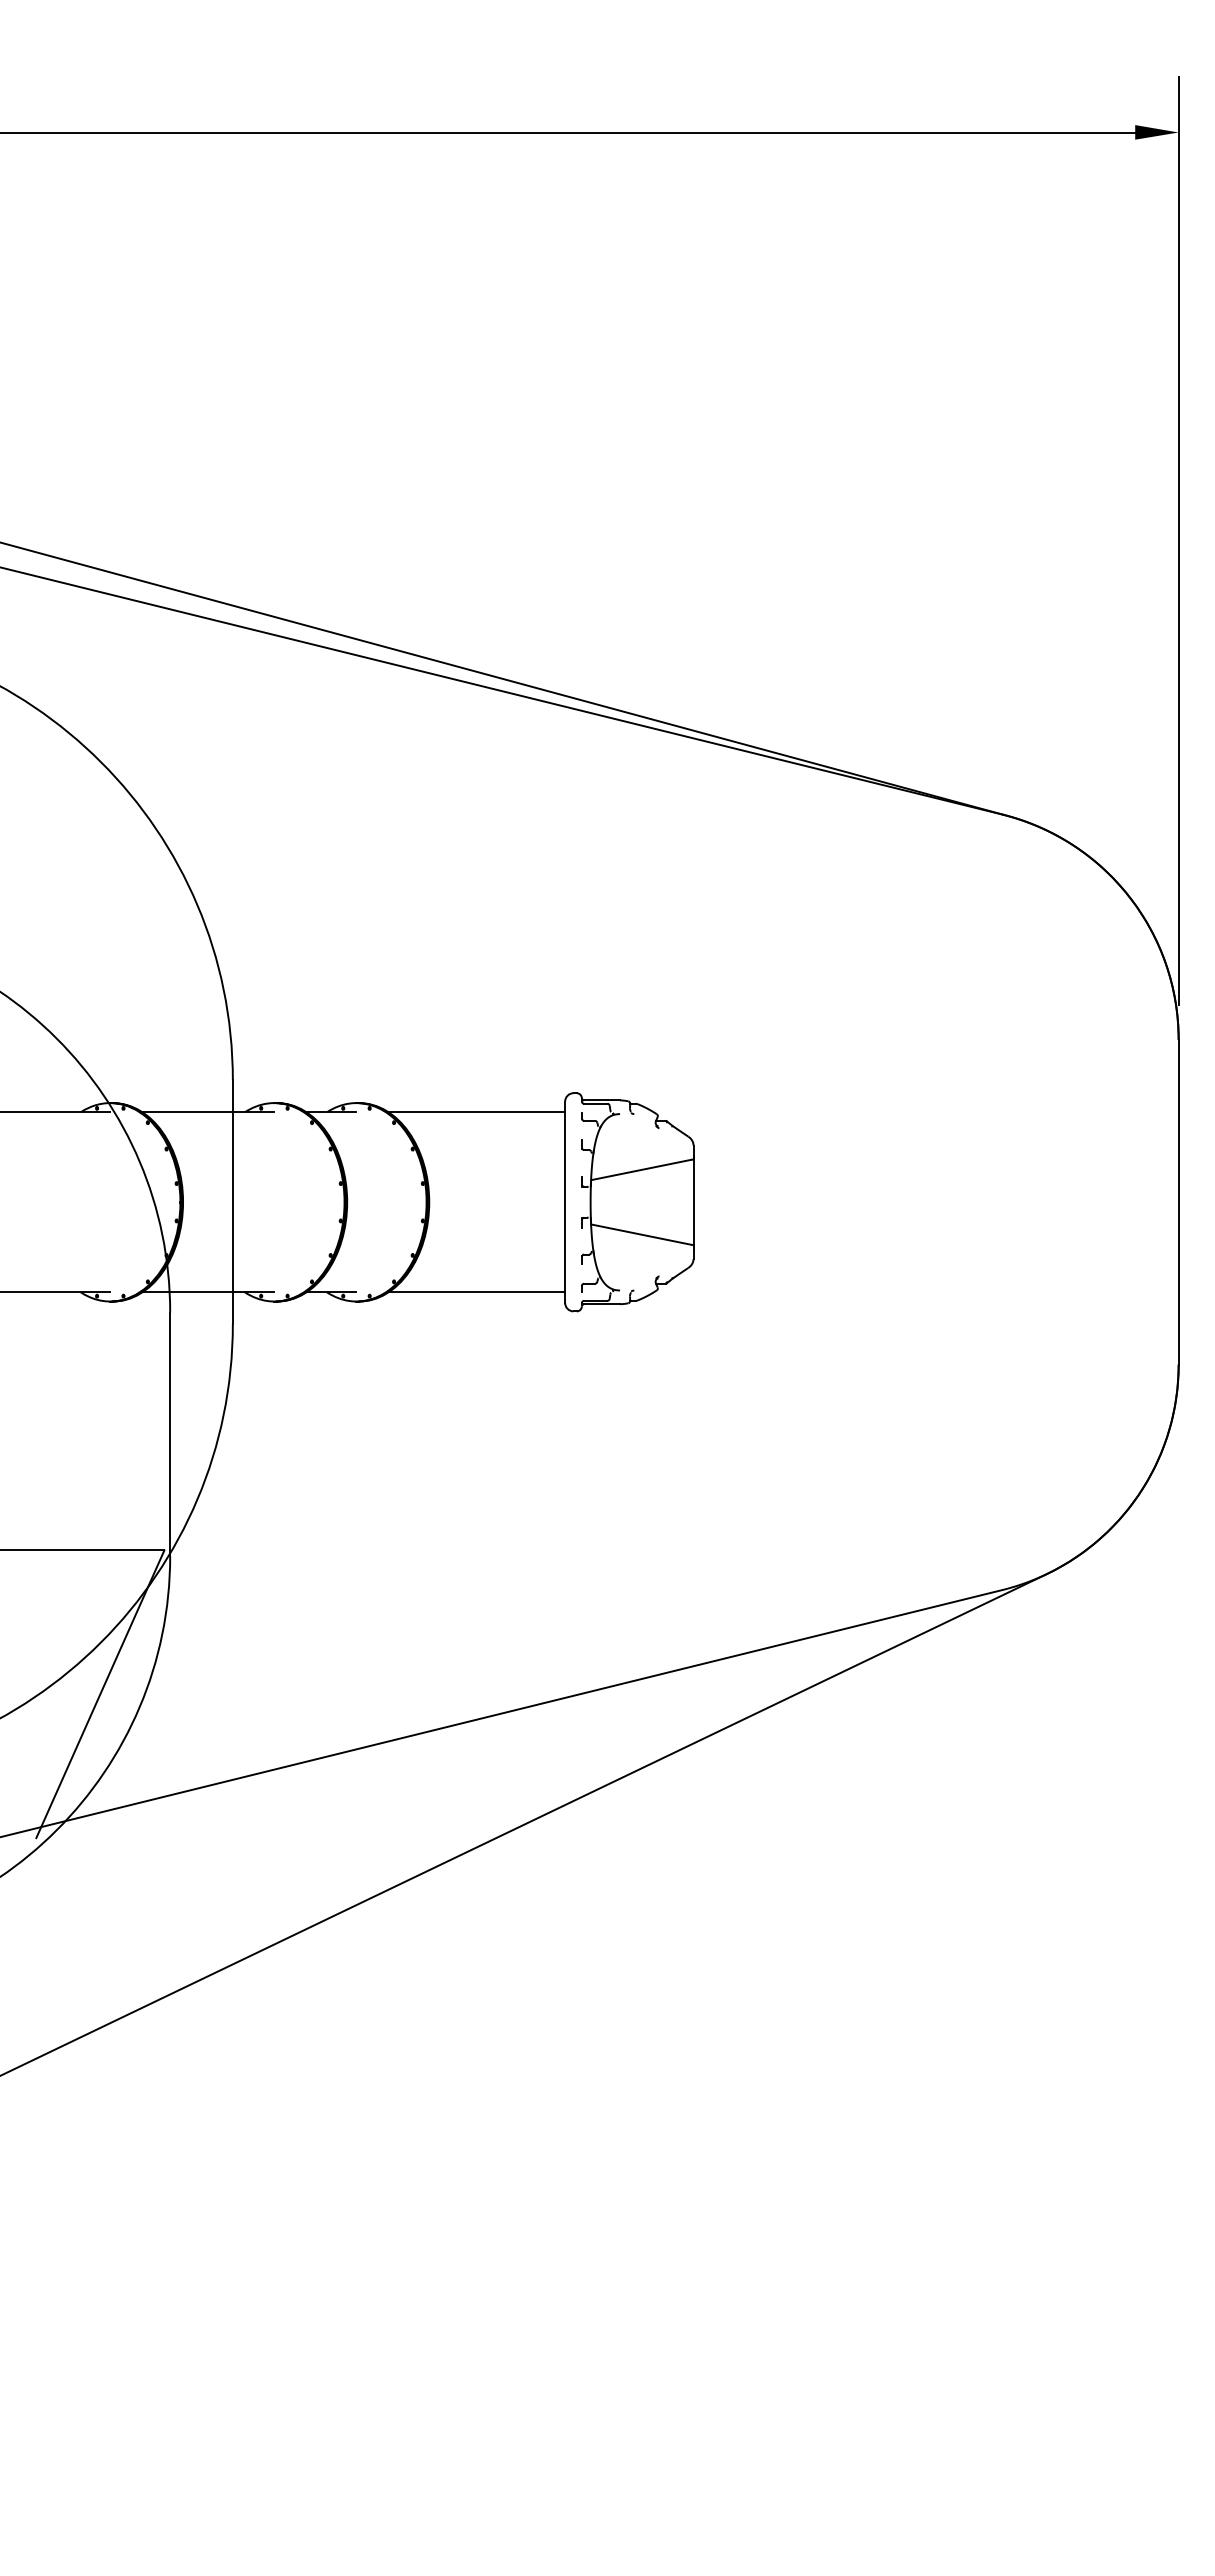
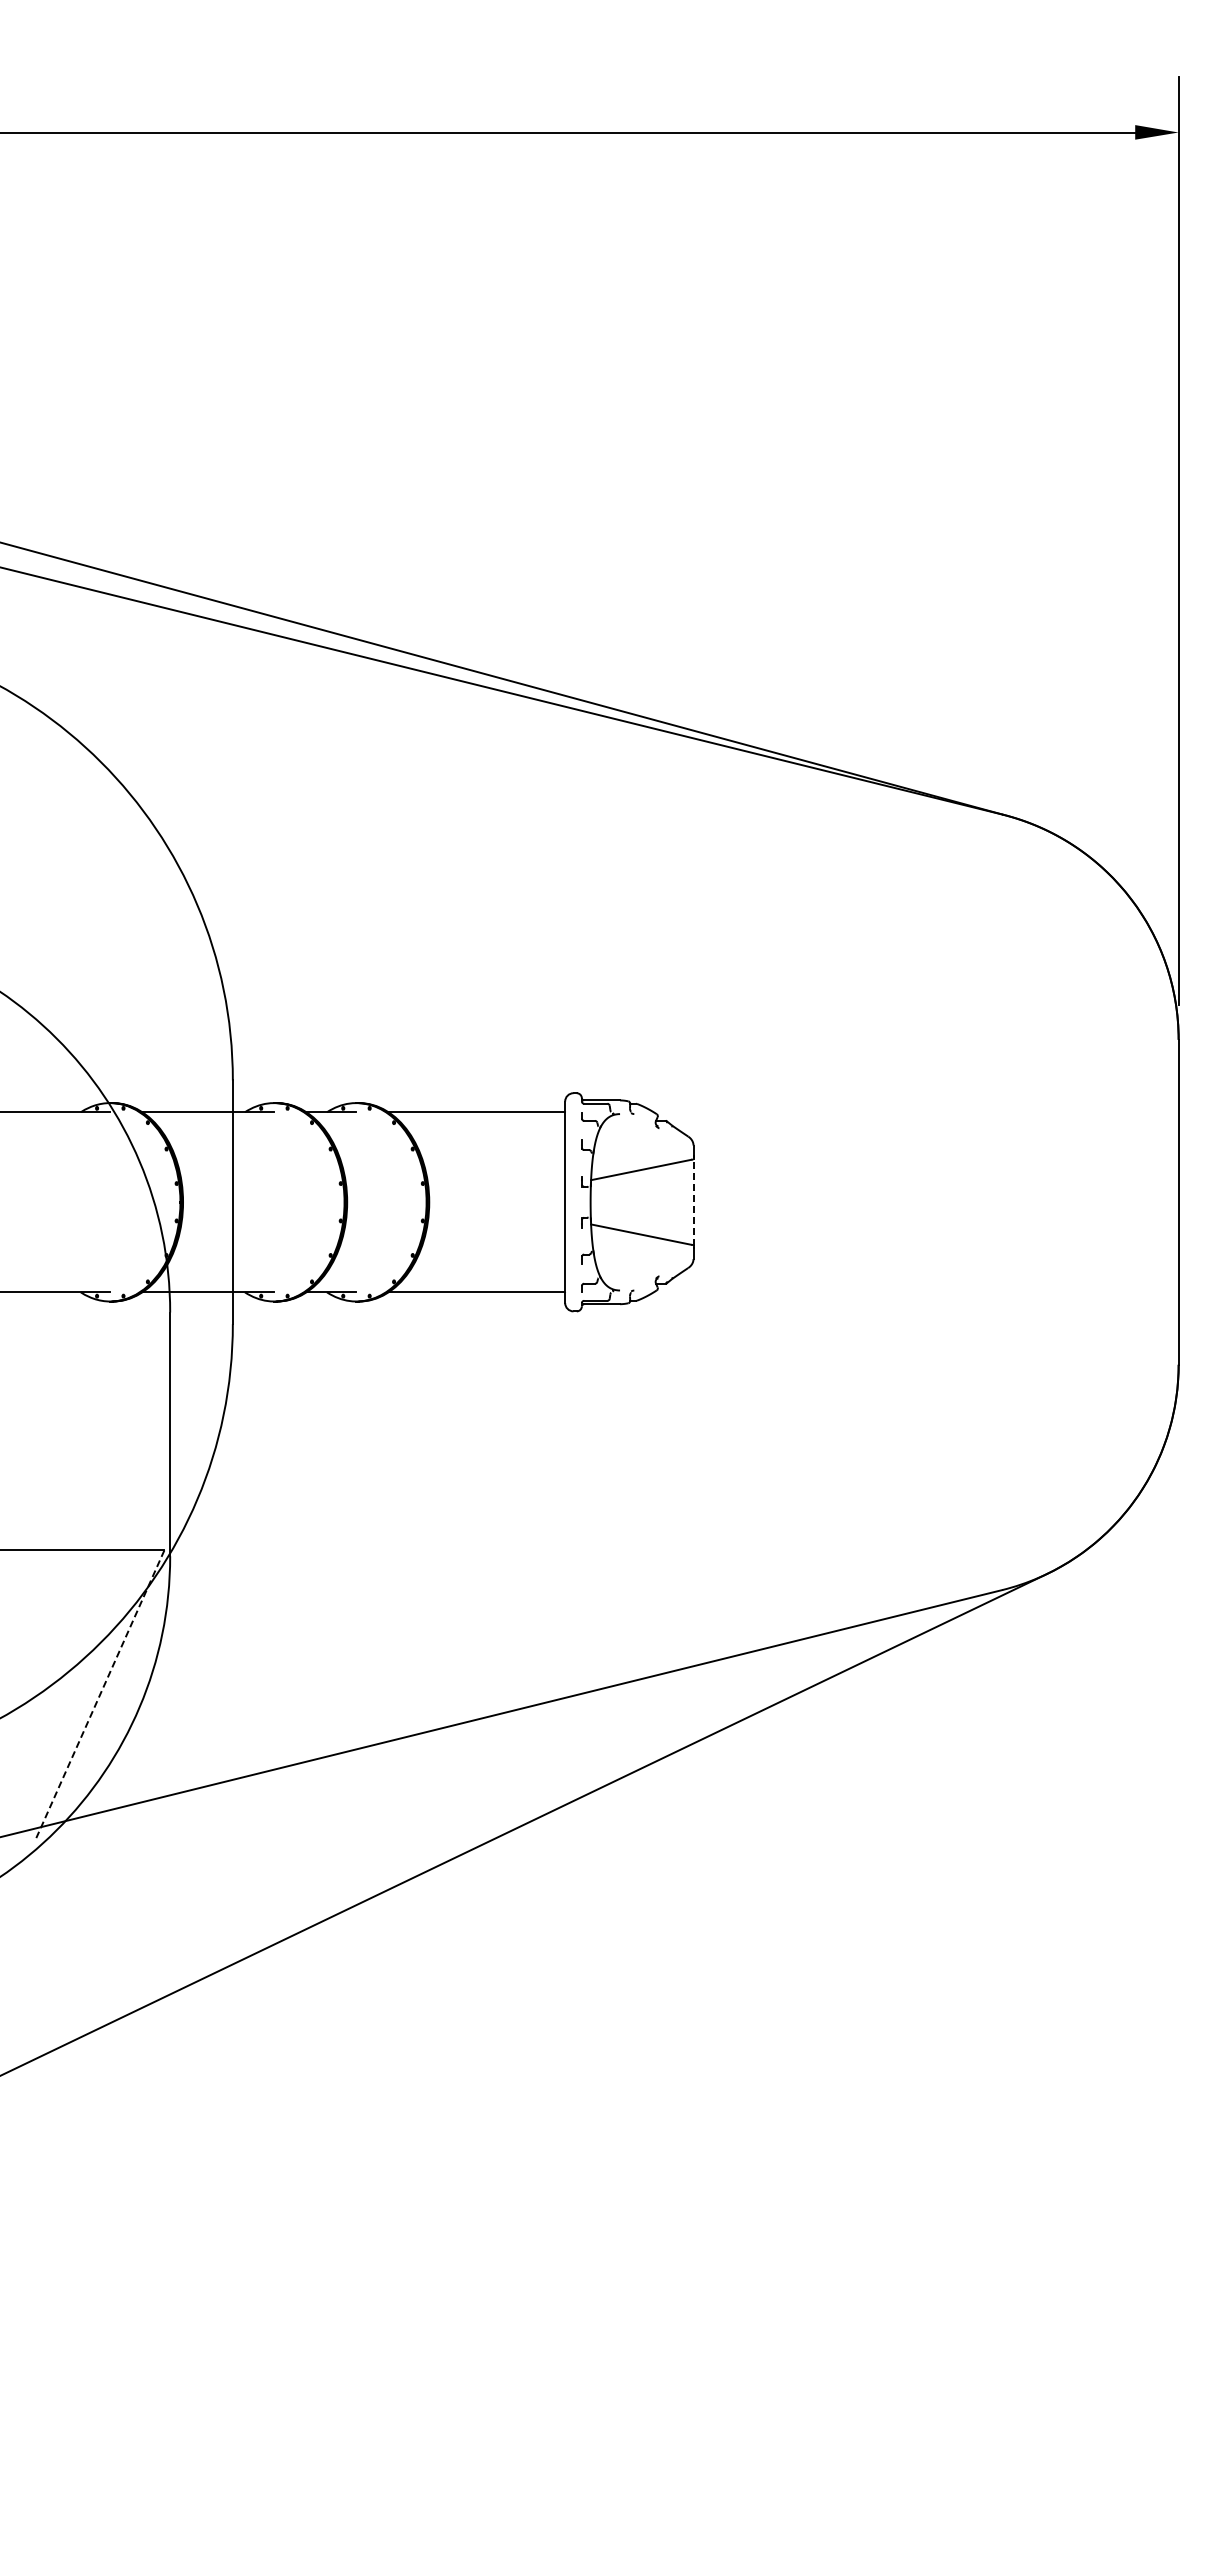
line: solid -> dashed (693, 1202)
line: solid -> dashed (100, 1694)
